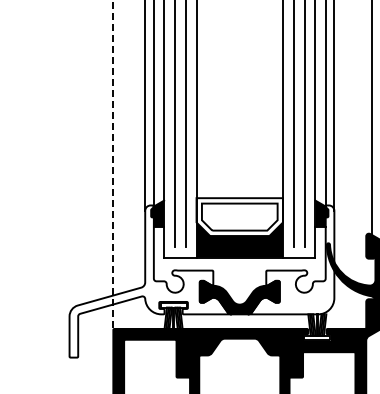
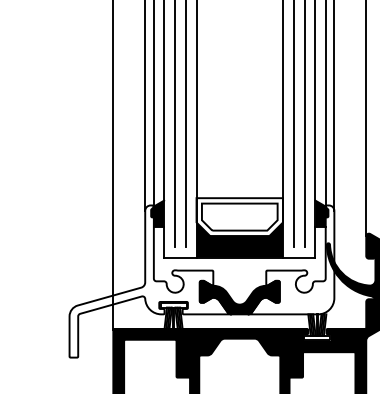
line position: (372, 119) -> (366, 119) (366, 119)
line: dashed -> solid (113, 165)
